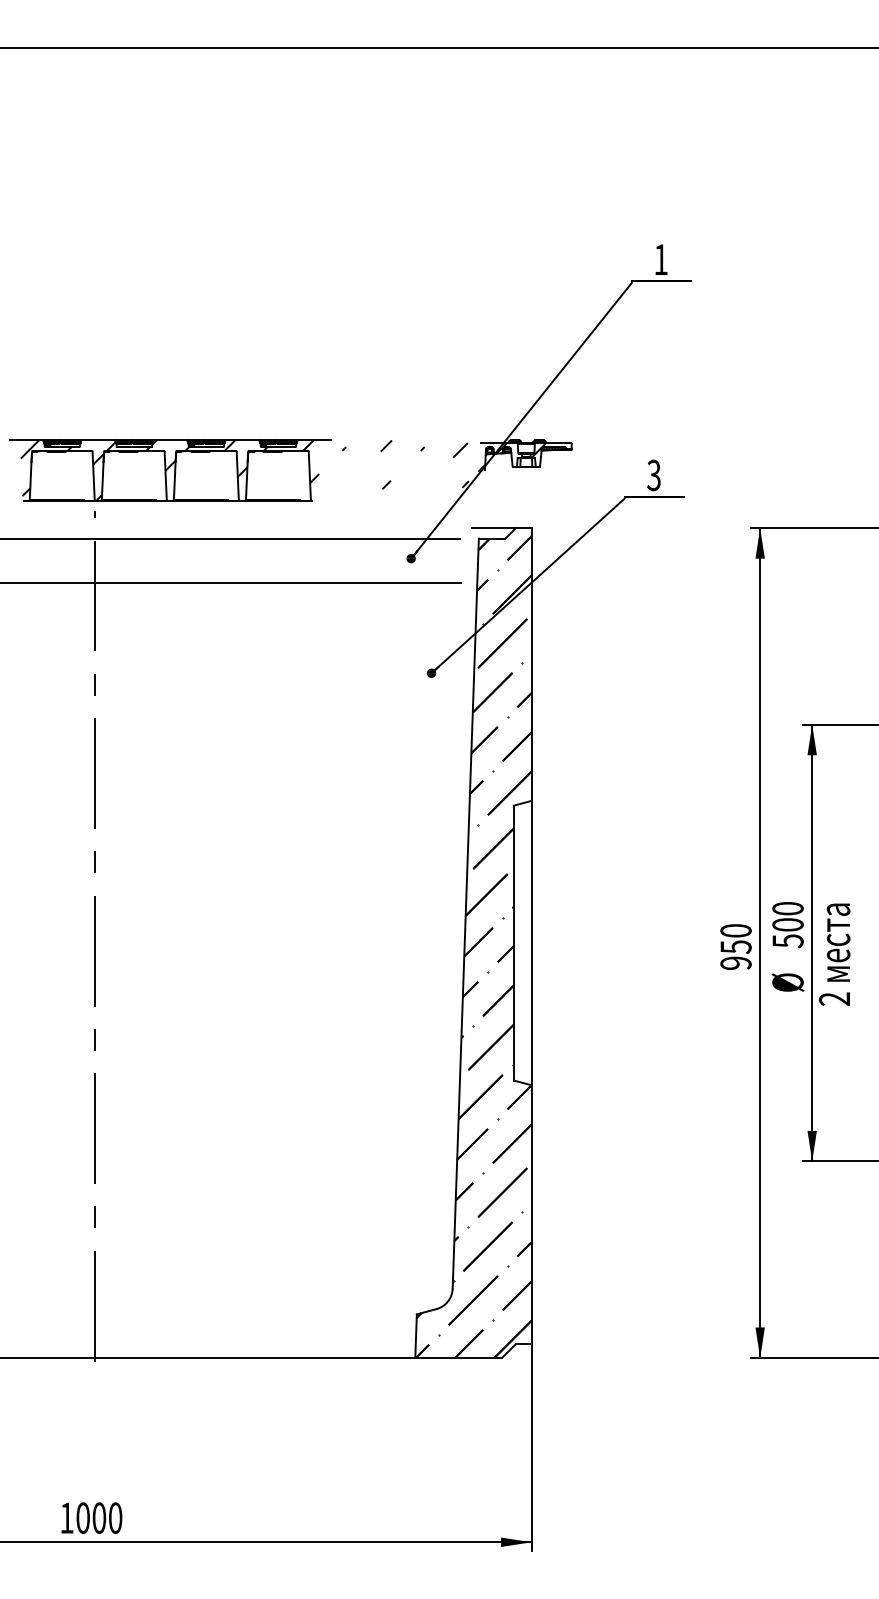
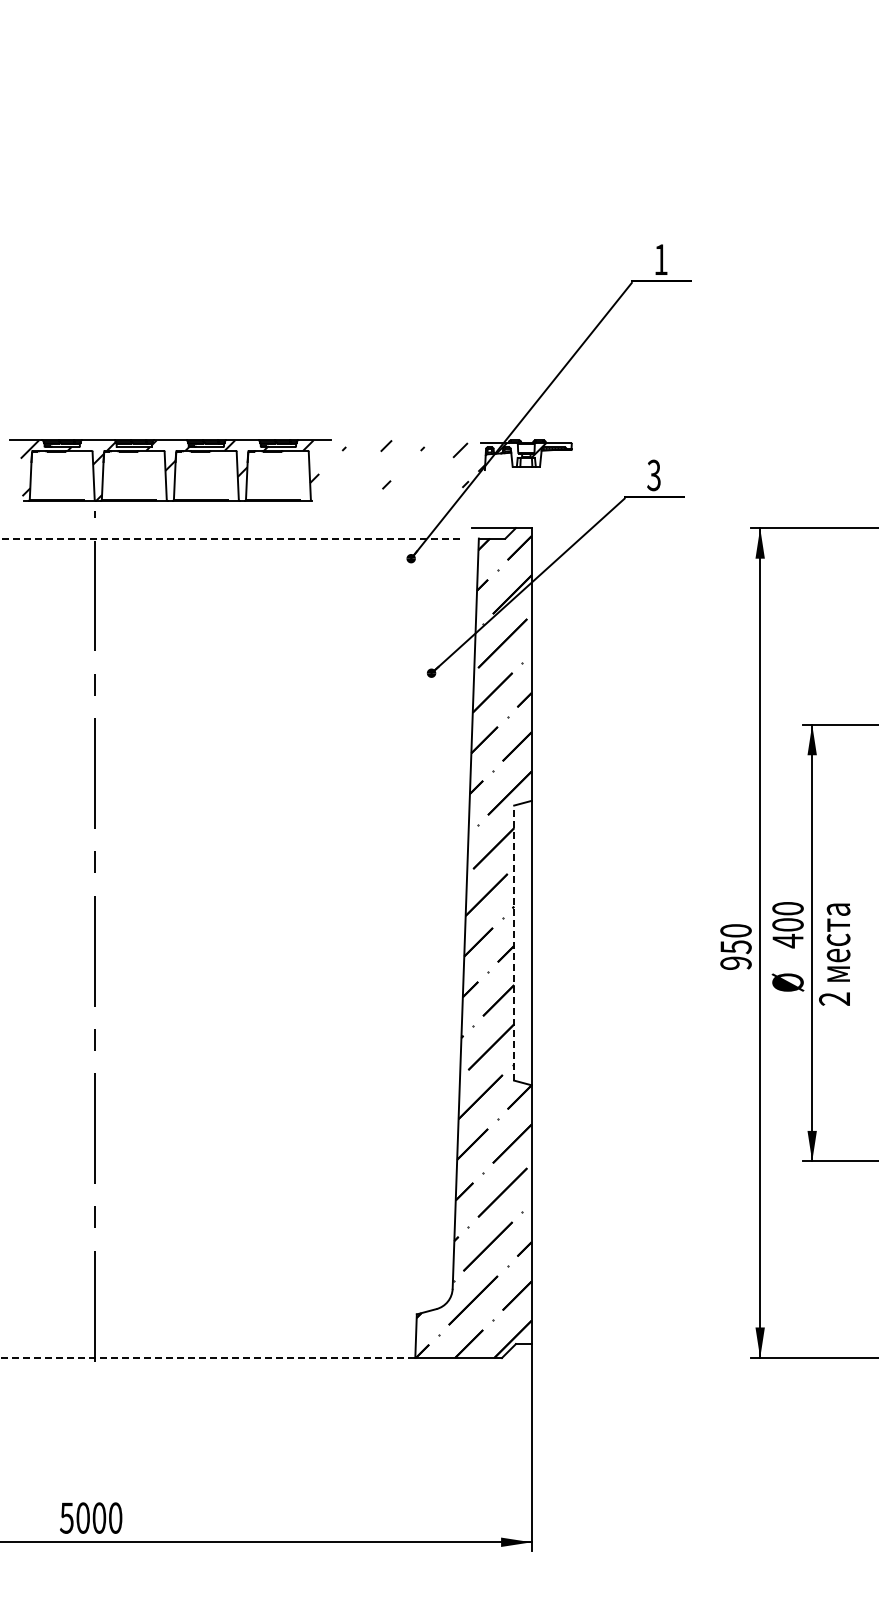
line: present -> none (438, 47)
line: solid -> dashed (229, 539)
line: present -> none (231, 582)
text: 500 -> 400 (787, 940)
line: solid -> dashed (514, 943)
line: solid -> dashed (207, 1358)
text: 1000 -> 5000 (66, 1517)
